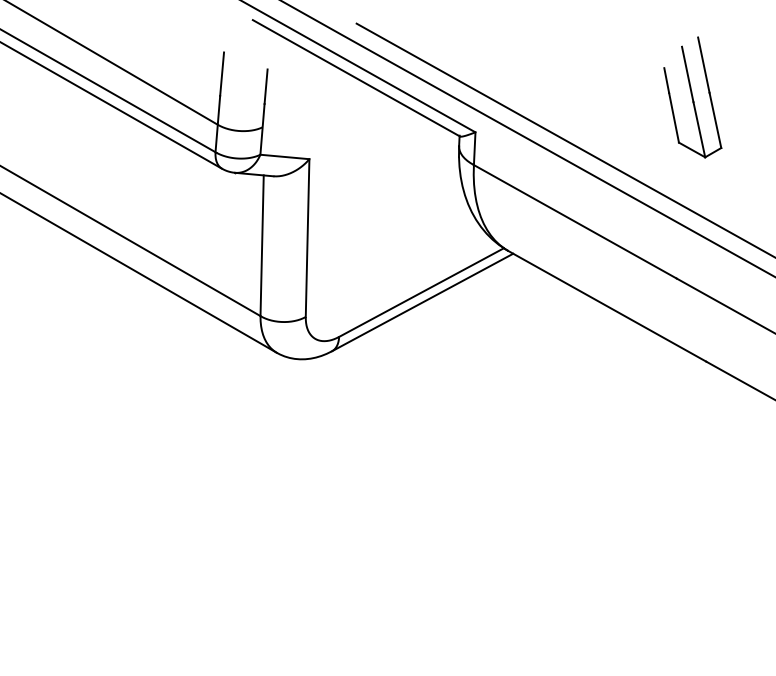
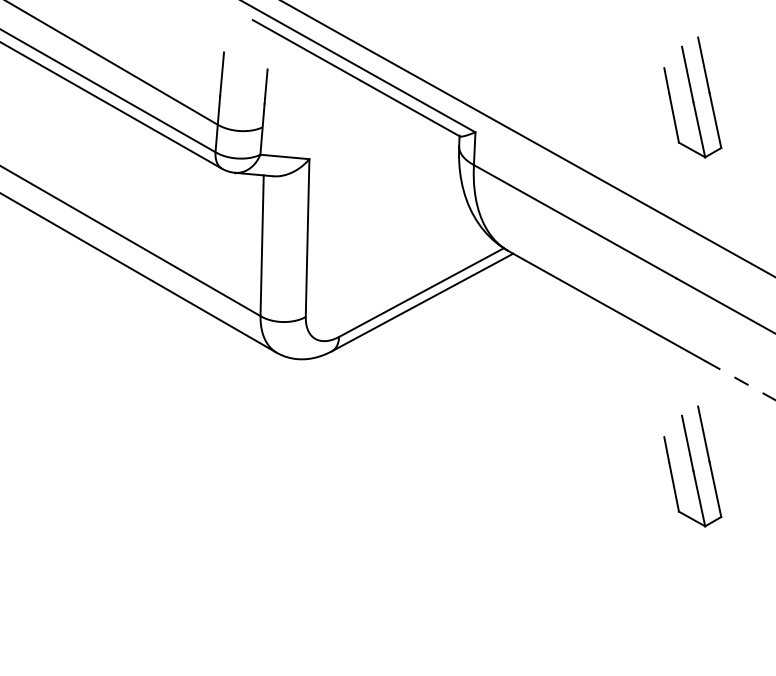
line: present -> none (564, 139)
line: solid -> dashed (741, 381)
part: none -> present (692, 466)
